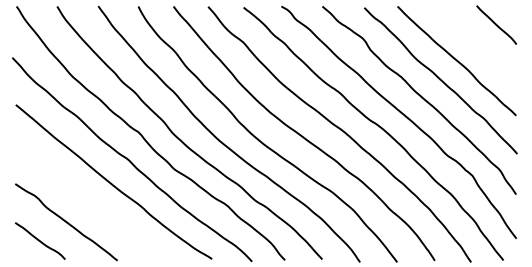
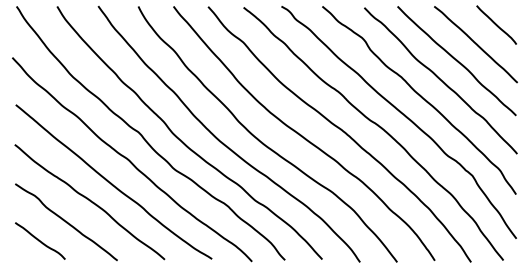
line: none -> present (475, 44)
curve: none -> present (89, 201)
